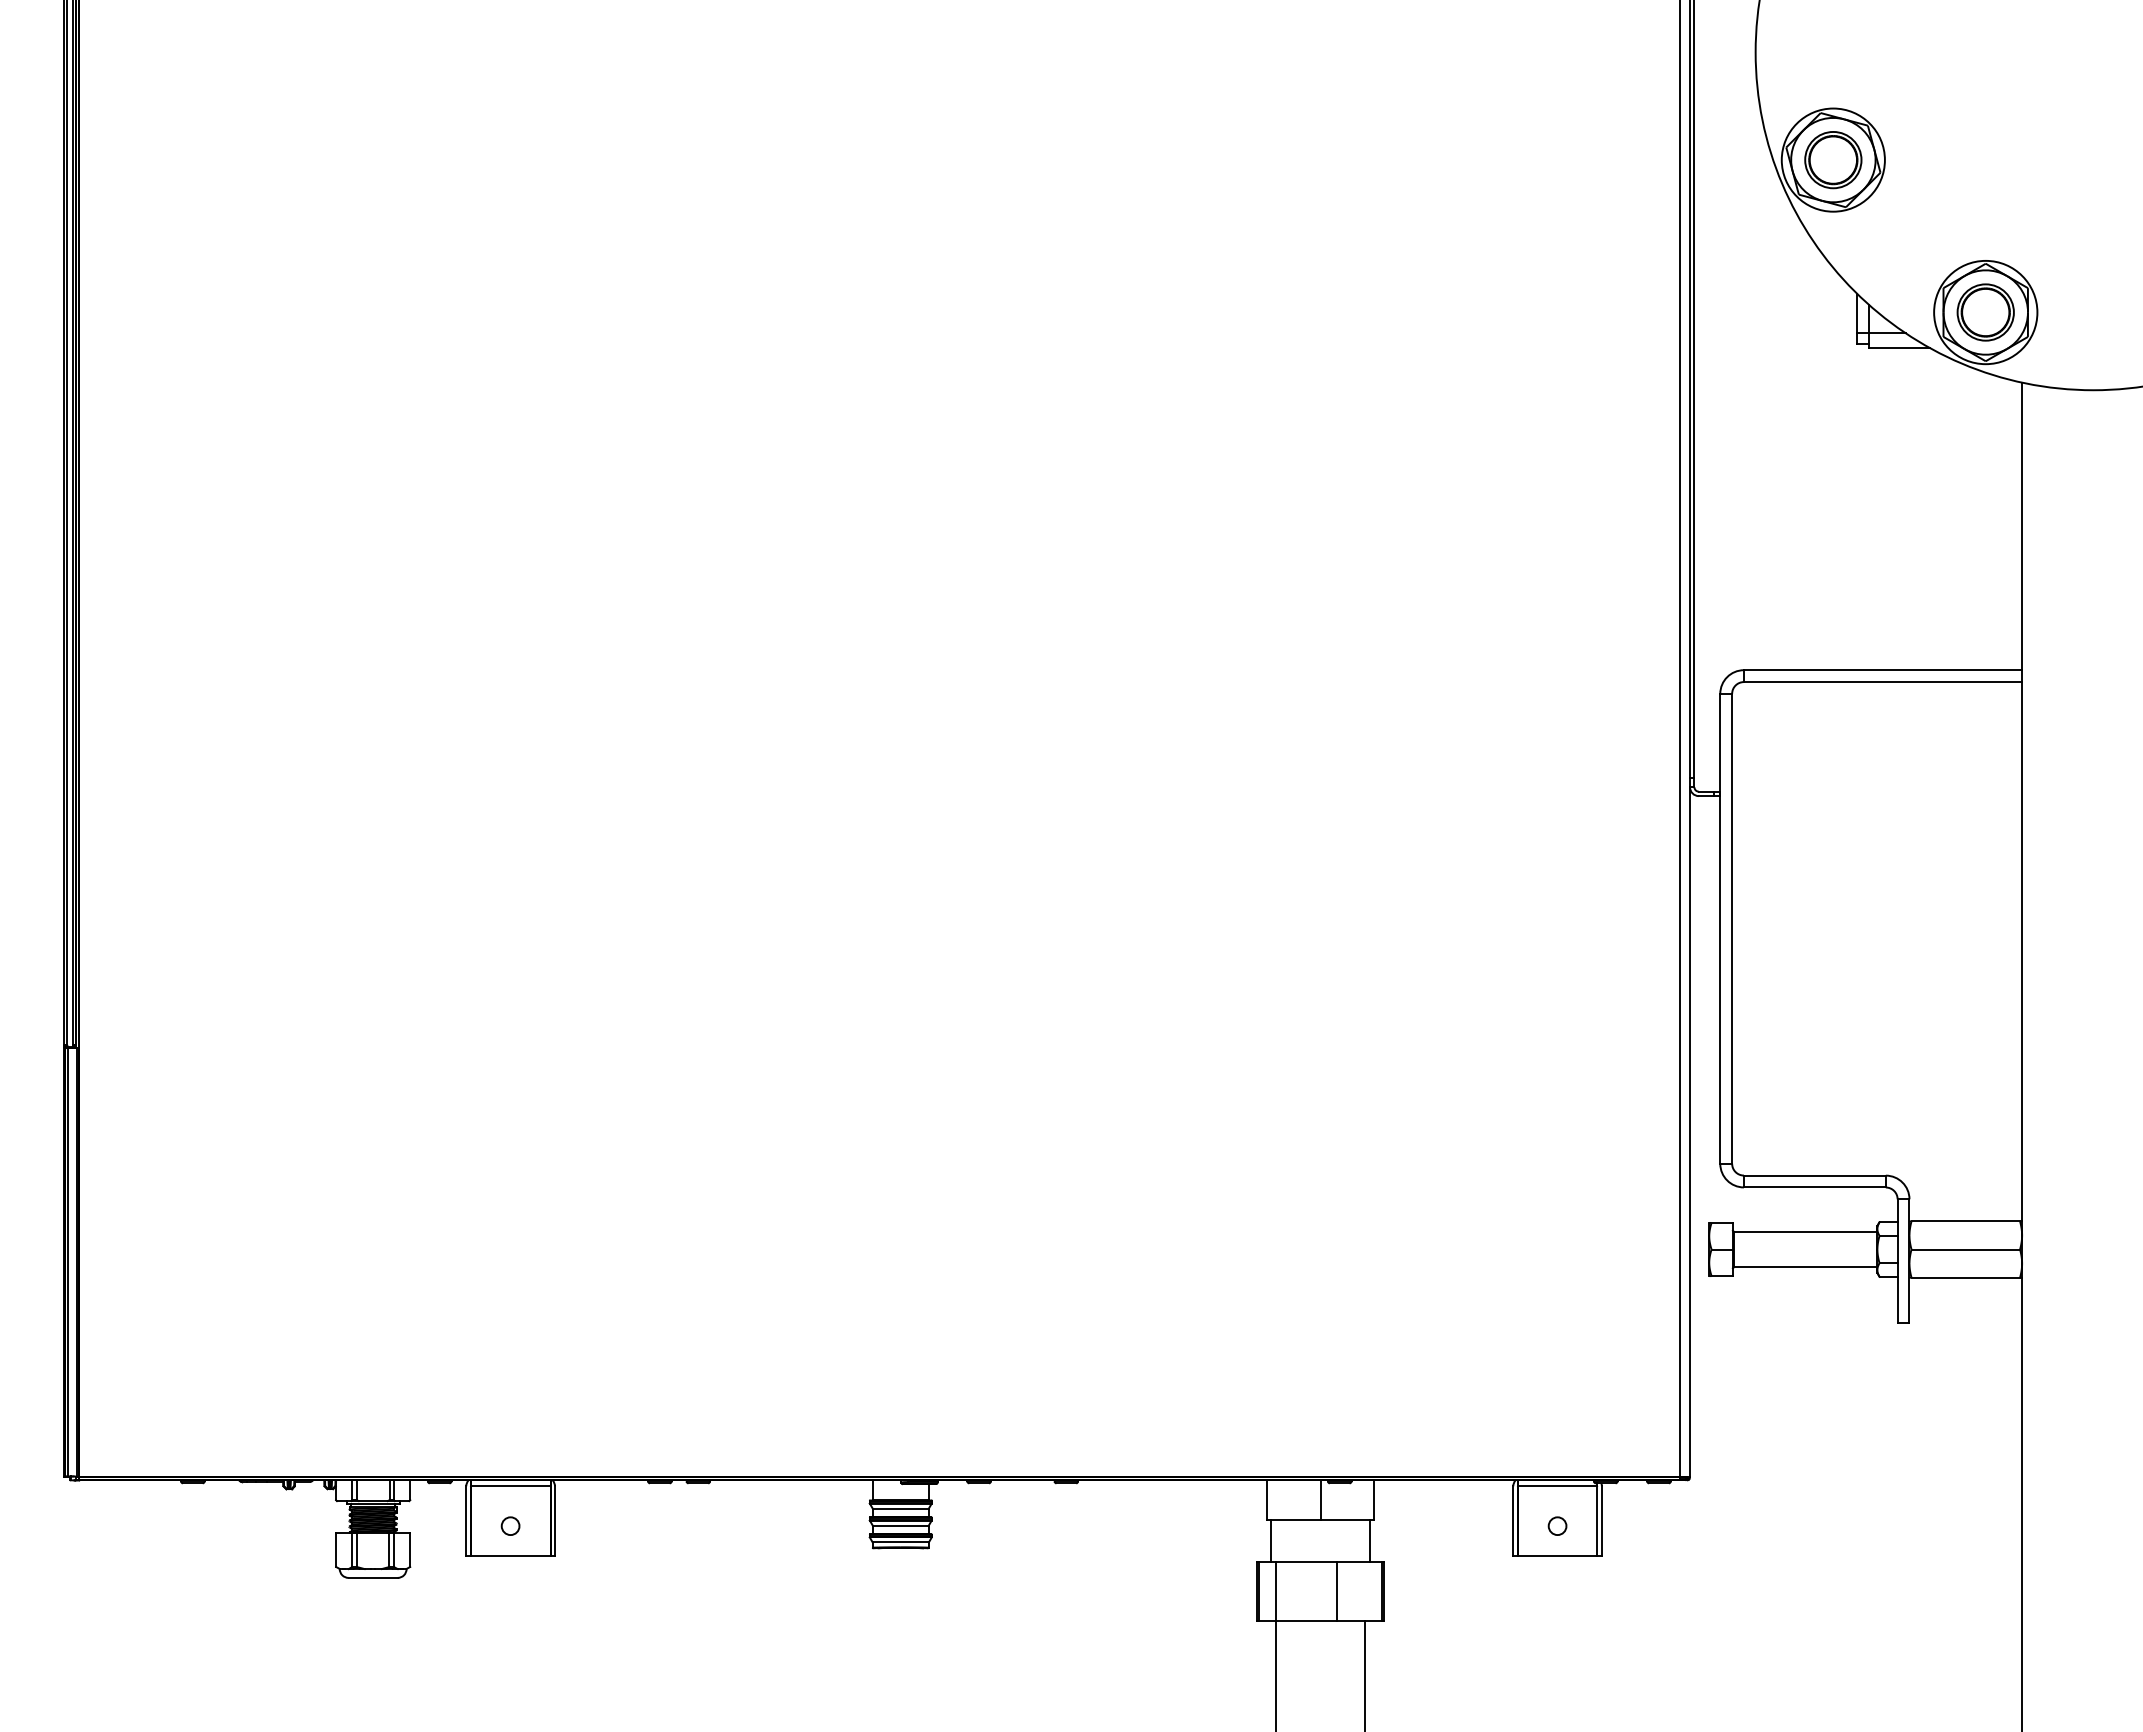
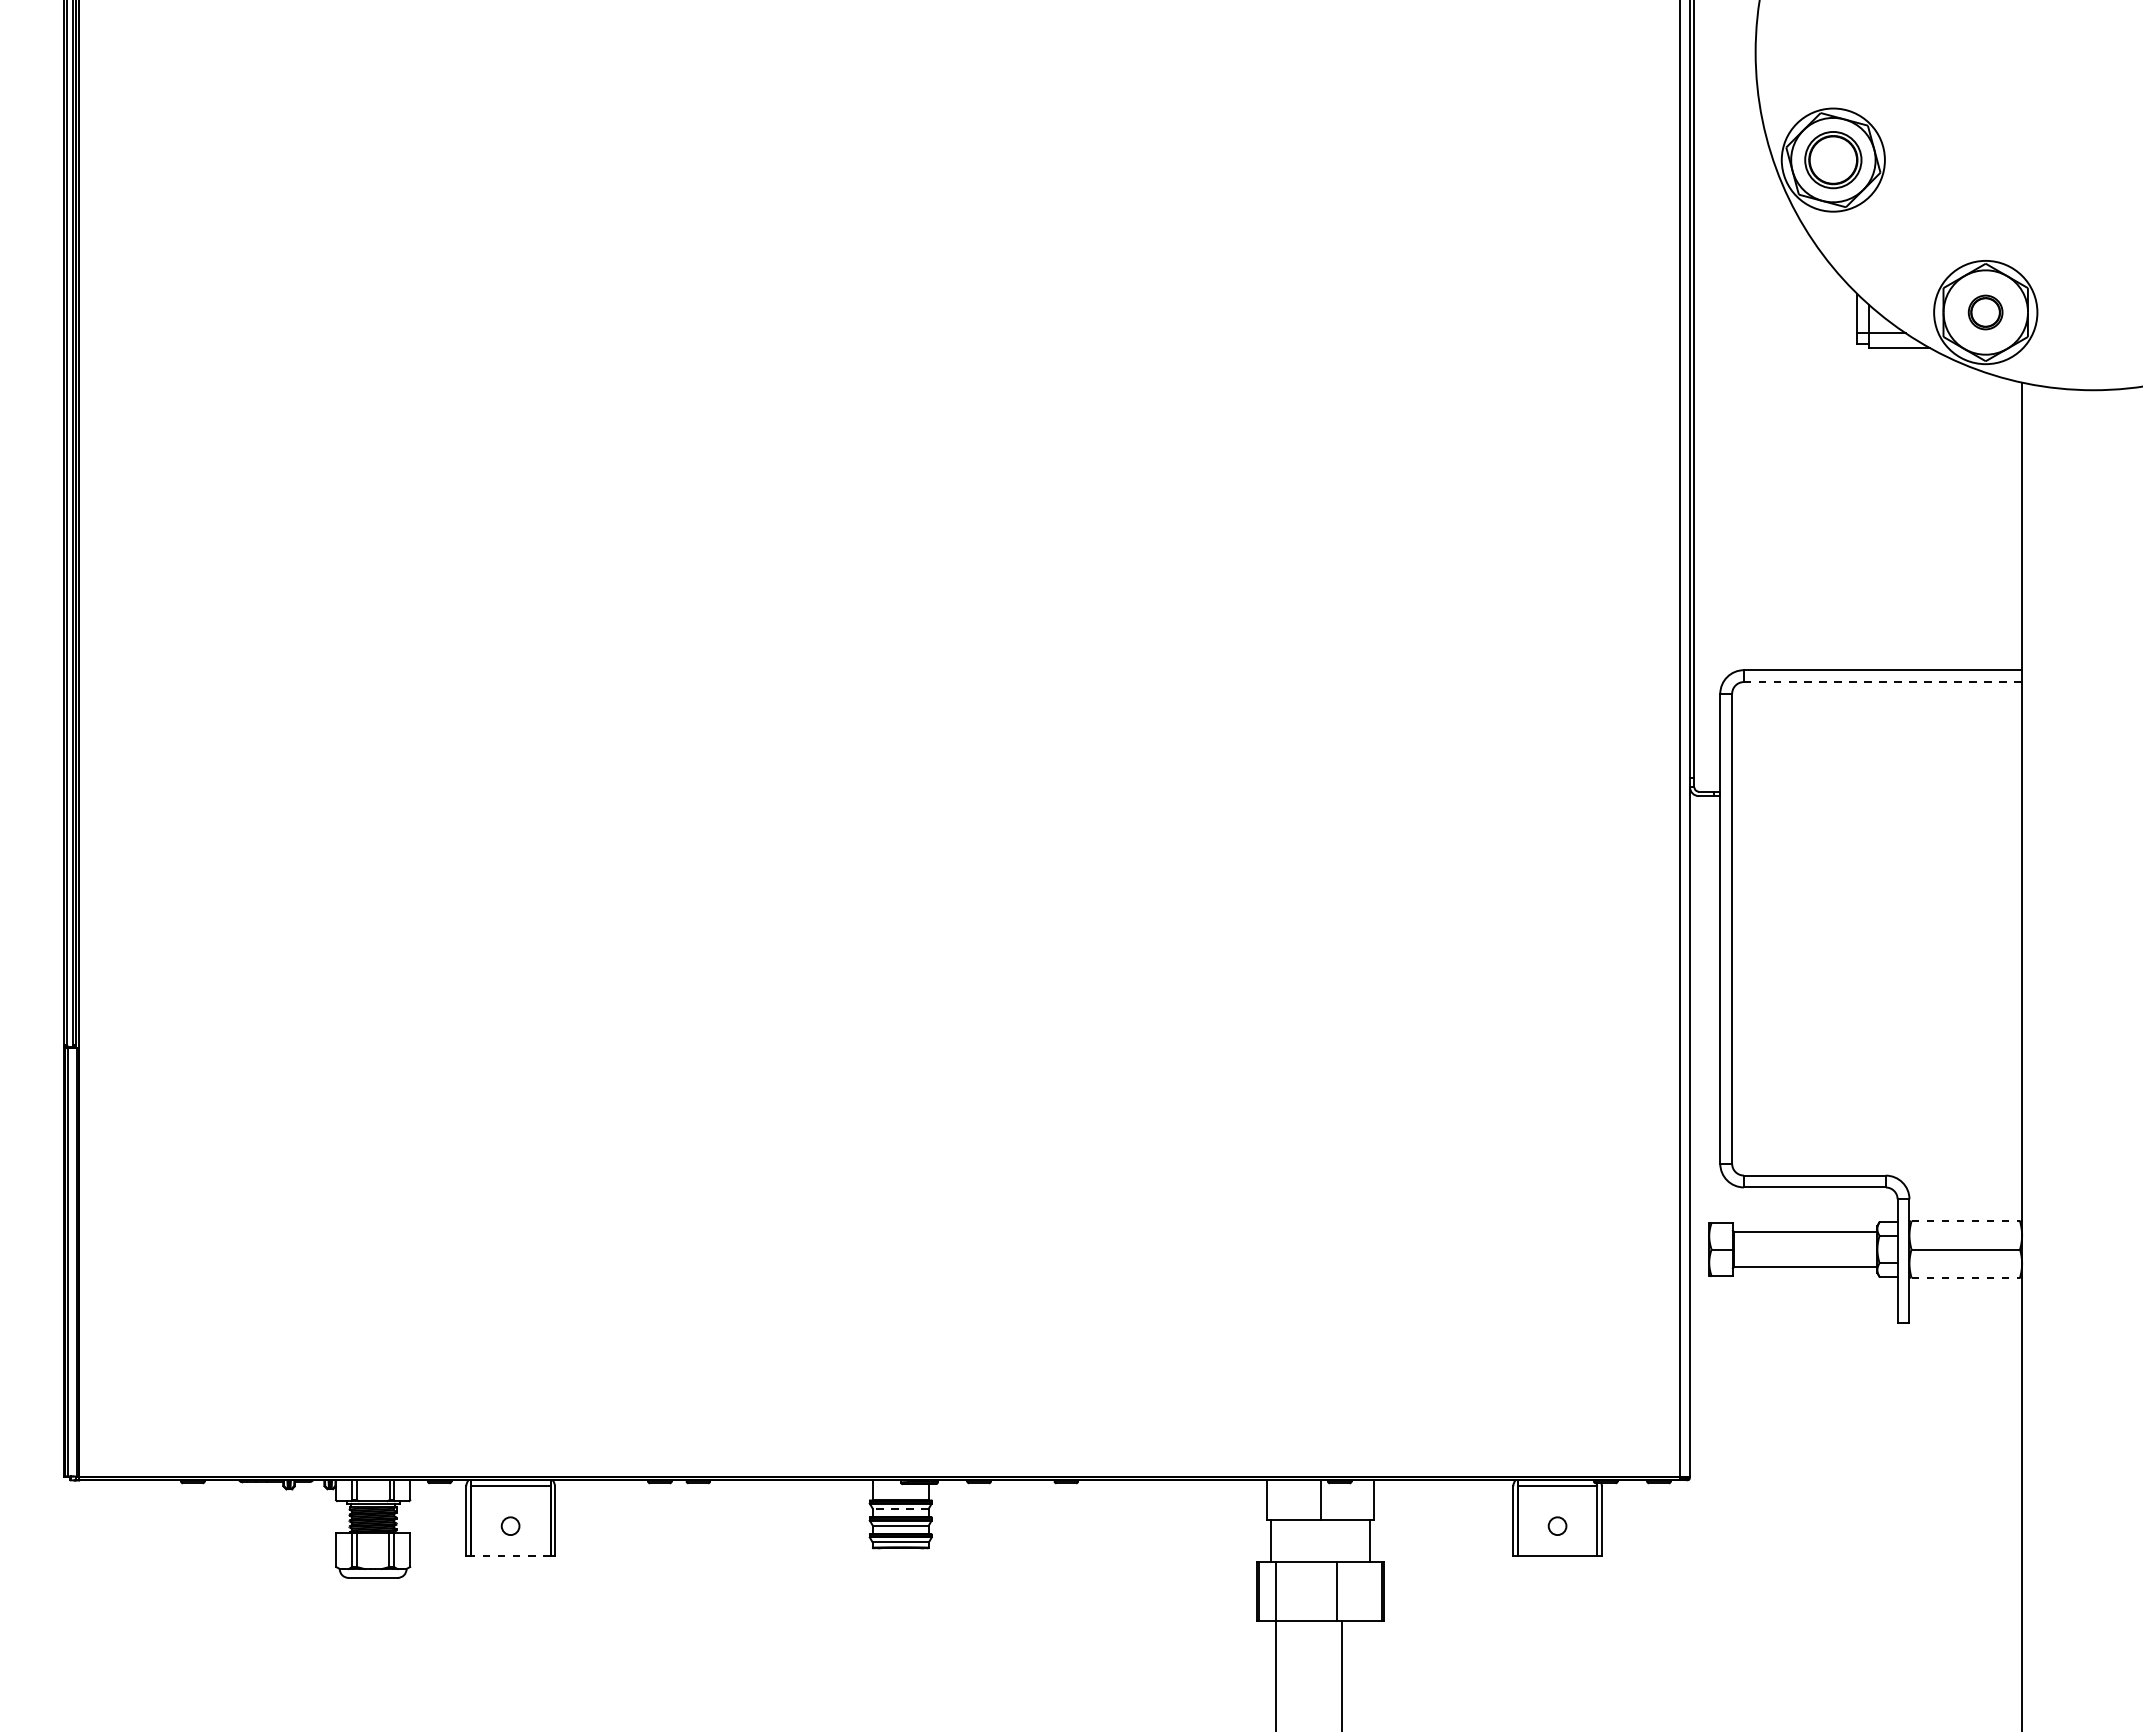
part size: 59x59 px -> 37x37 px (1985, 312)
line: solid -> dashed (1883, 682)
line: solid -> dashed (1966, 1221)
line: solid -> dashed (1966, 1277)
line: solid -> dashed (900, 1508)
line: solid -> dashed (510, 1555)
line position: (1364, 1674) -> (1341, 1674) (1341, 1674)
